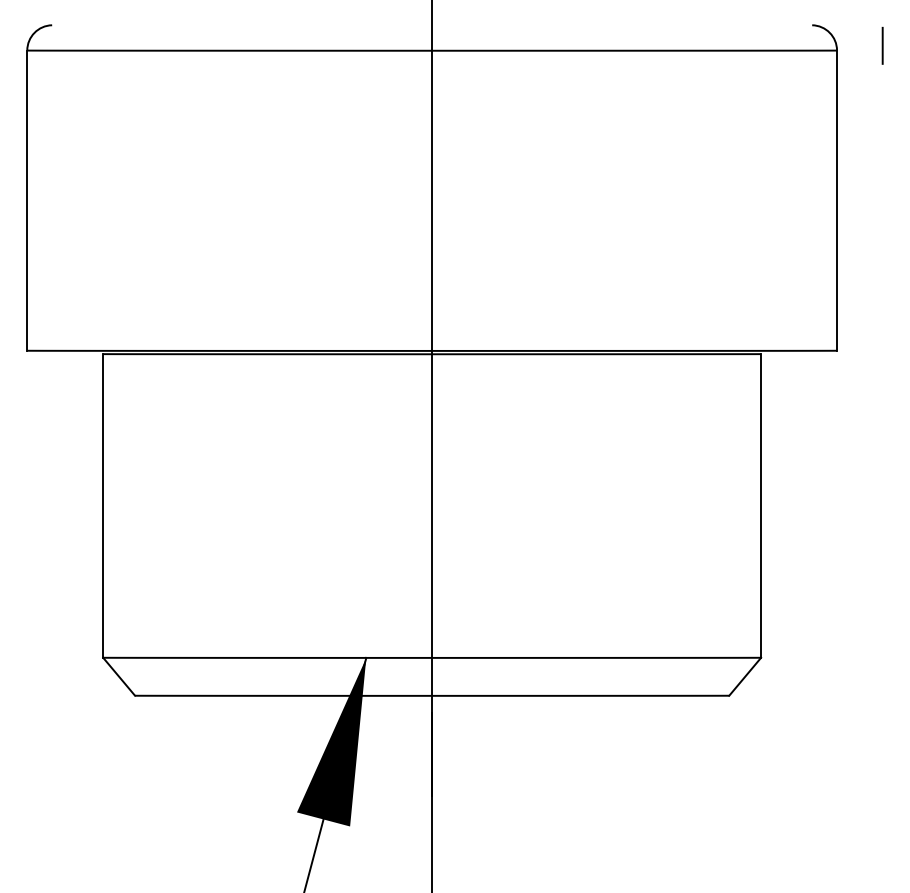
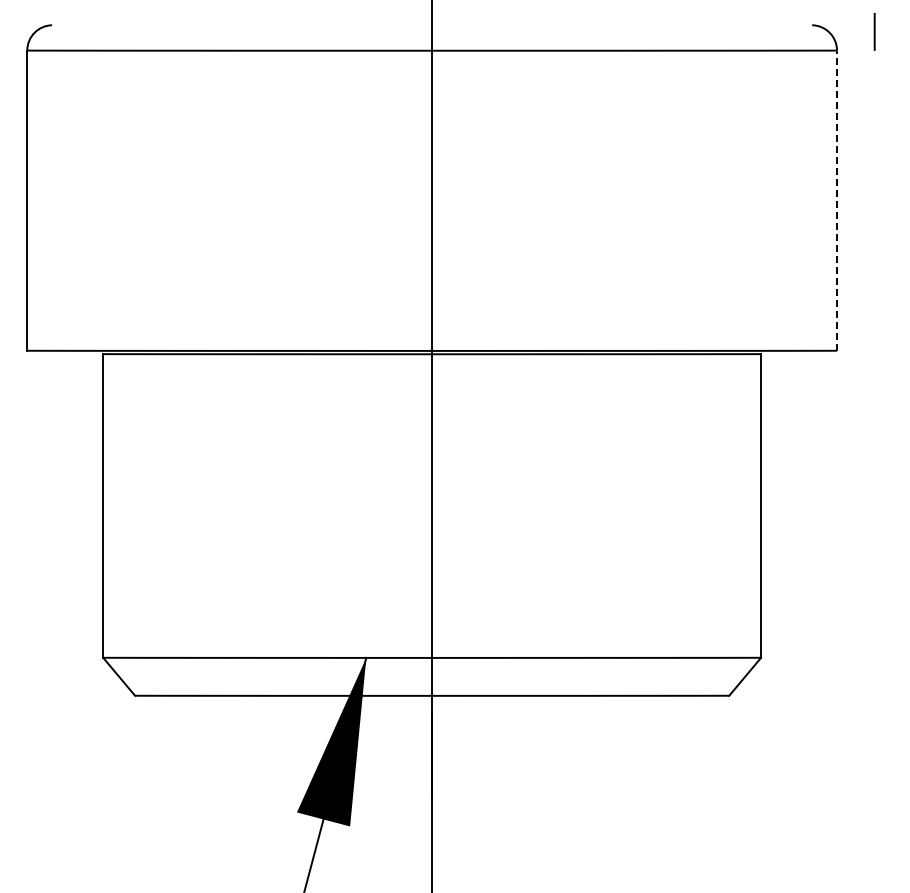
line position: (882, 45) -> (874, 31) (874, 31)
line: solid -> dashed (837, 200)
